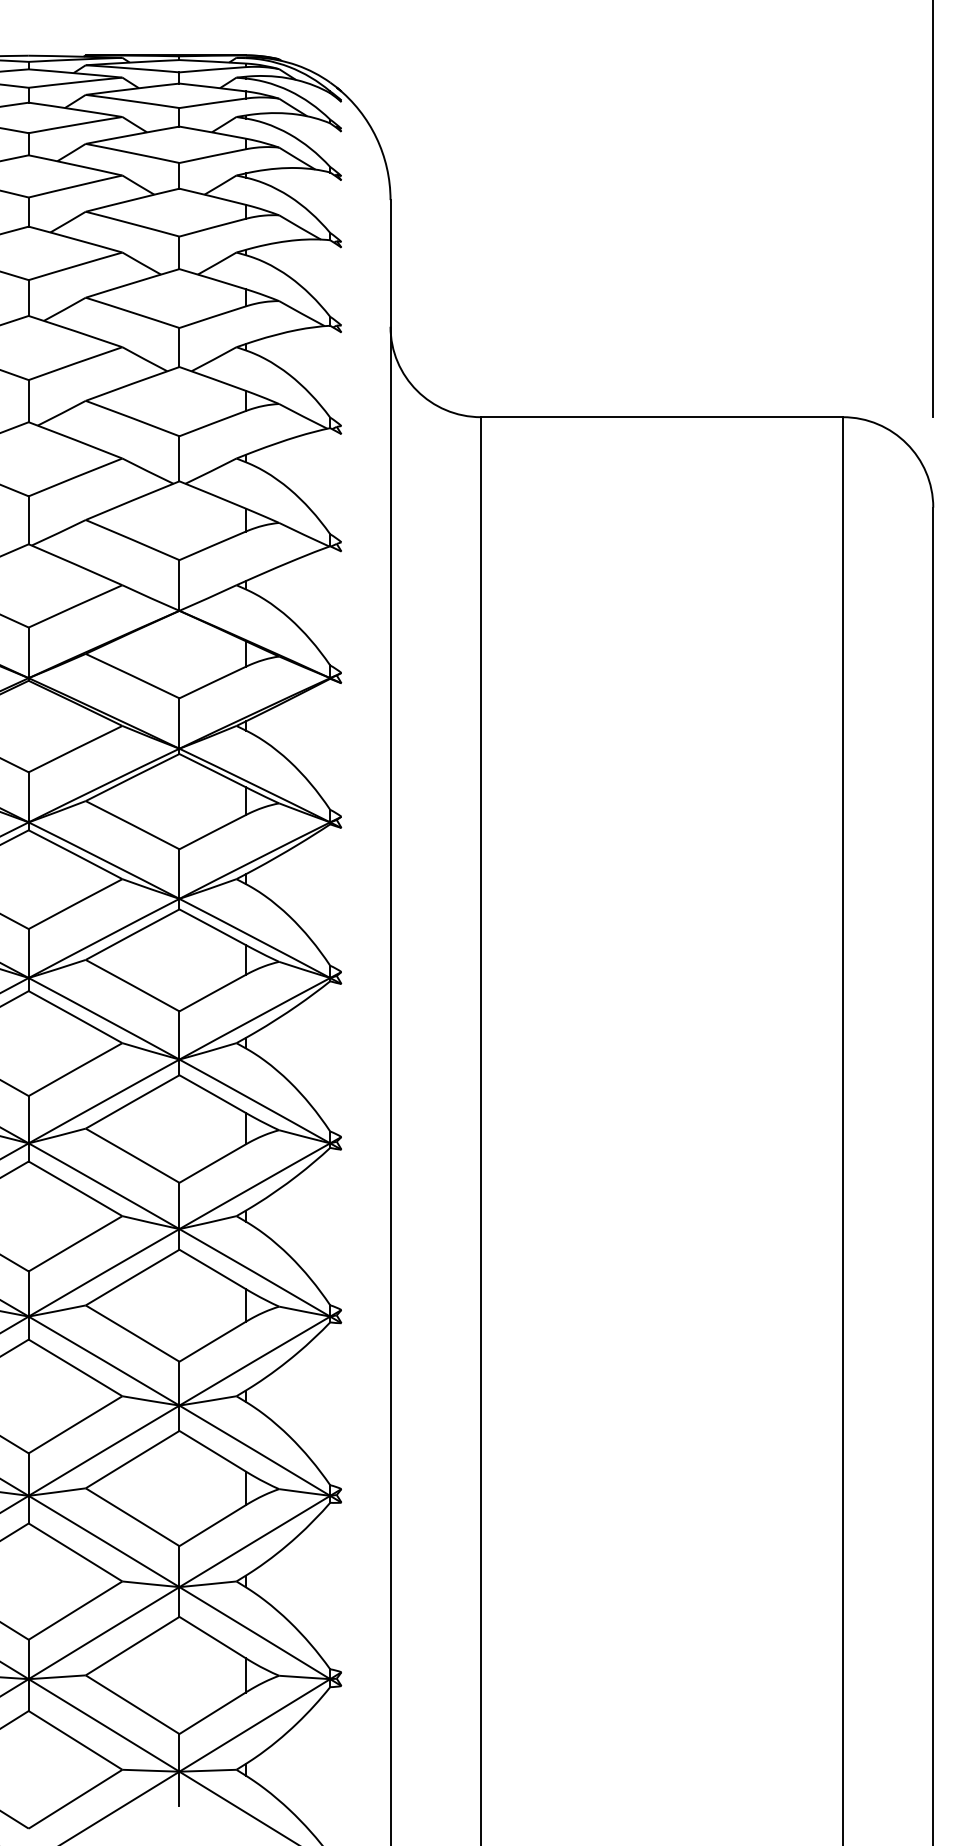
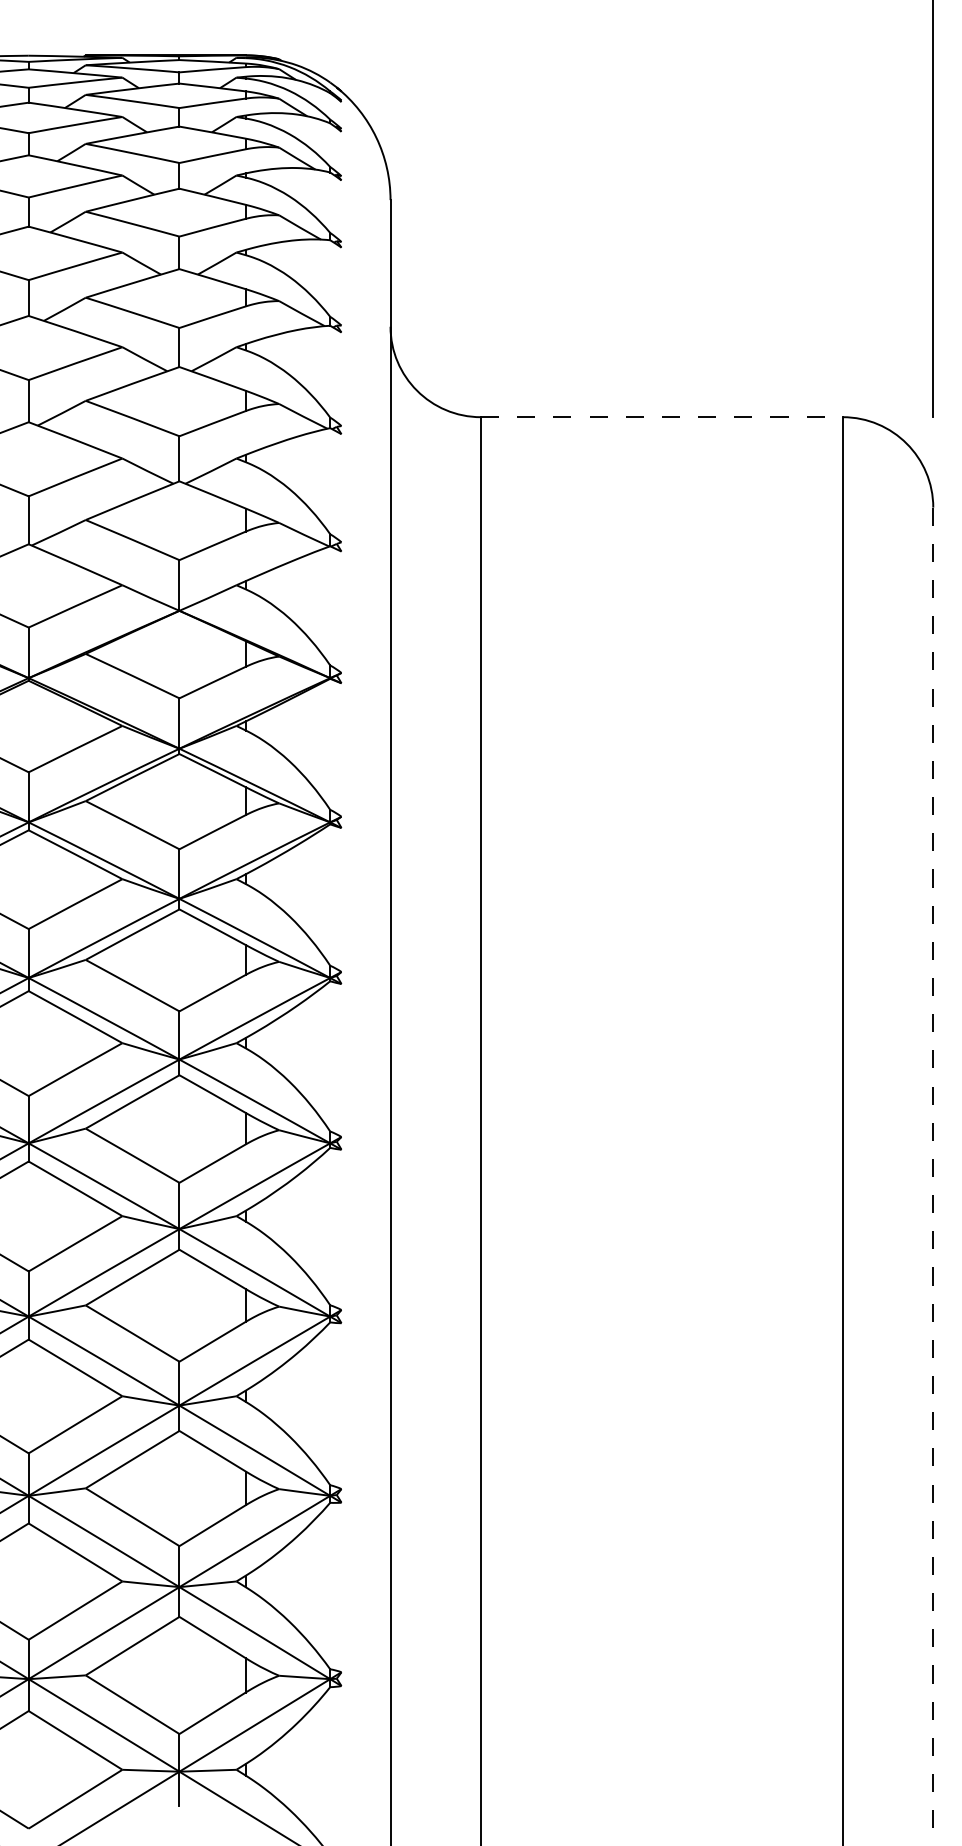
line: solid -> dashed (661, 417)
line: solid -> dashed (933, 1176)
